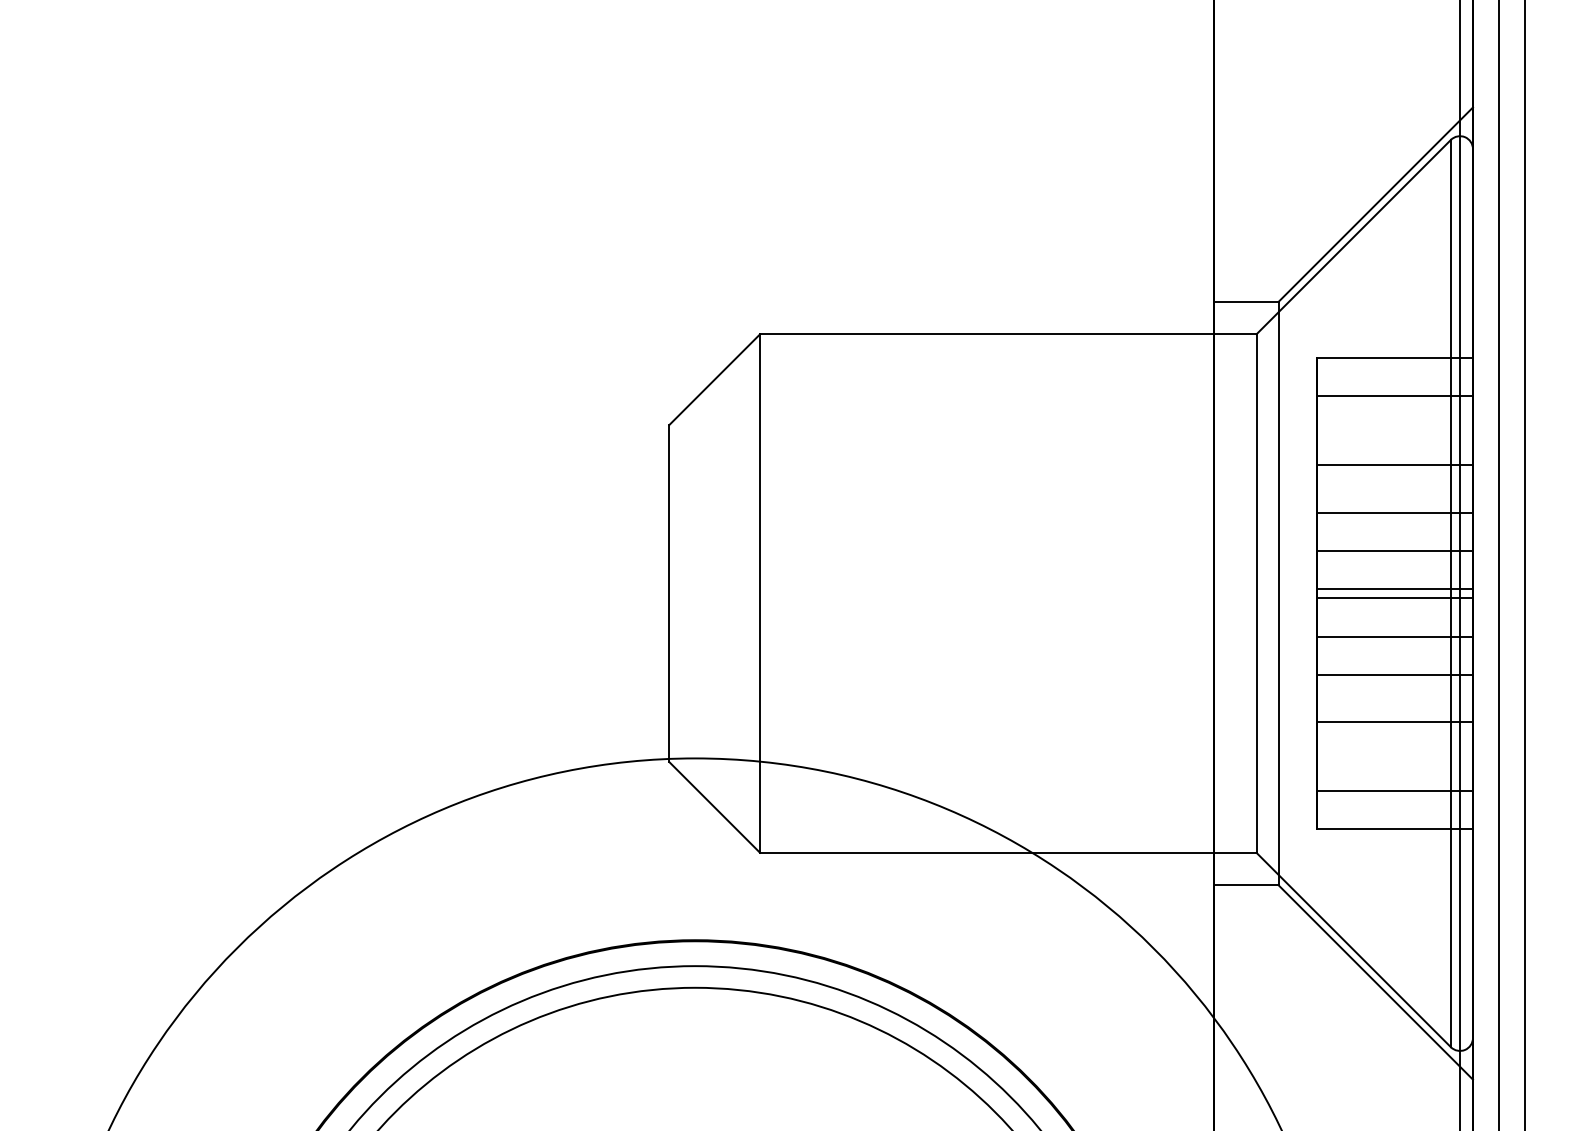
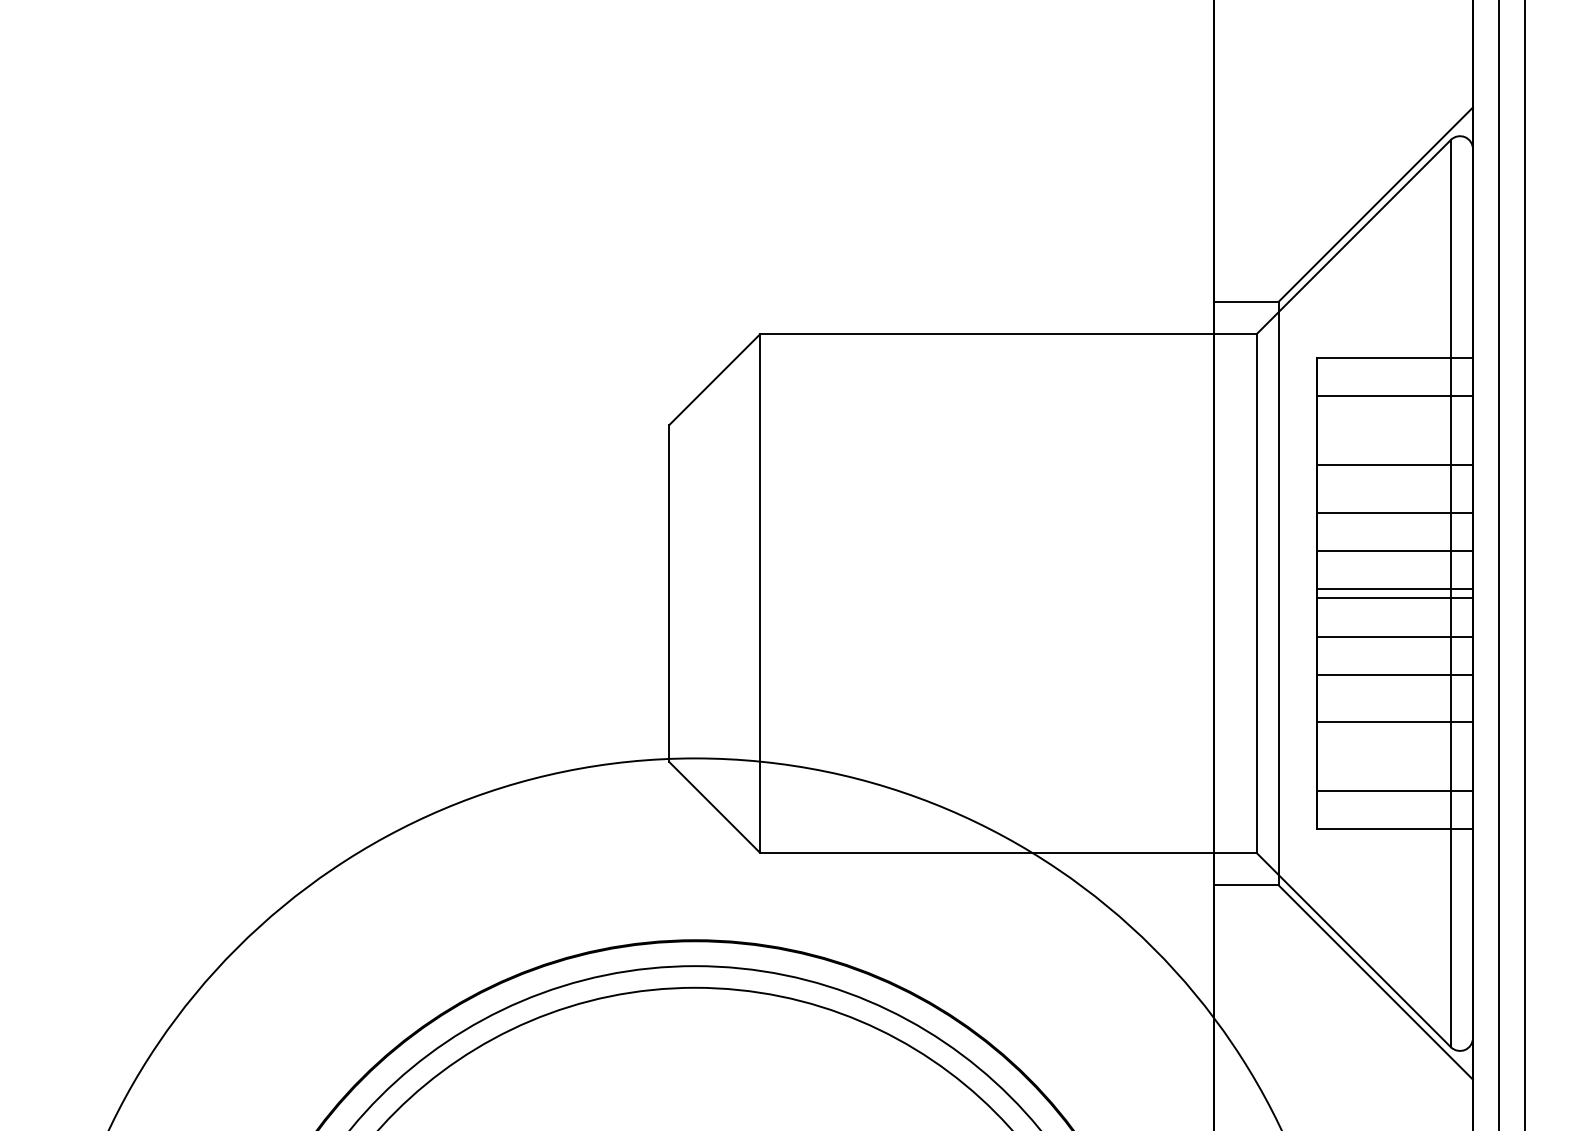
line: present -> none (1460, 564)
